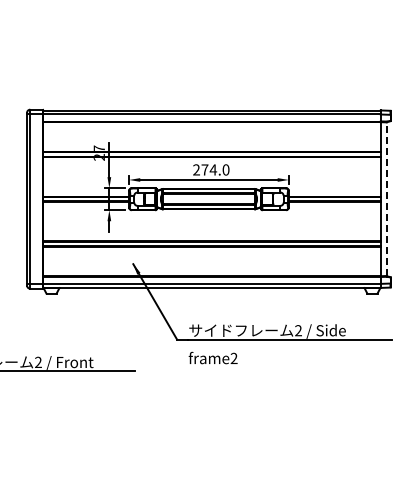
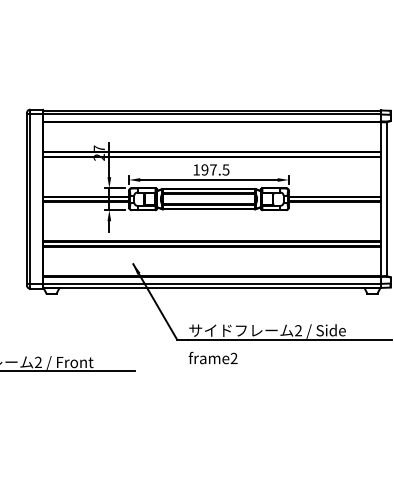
text: 274.0 -> 197.5 (211, 169)
line: dashed -> solid (386, 199)
